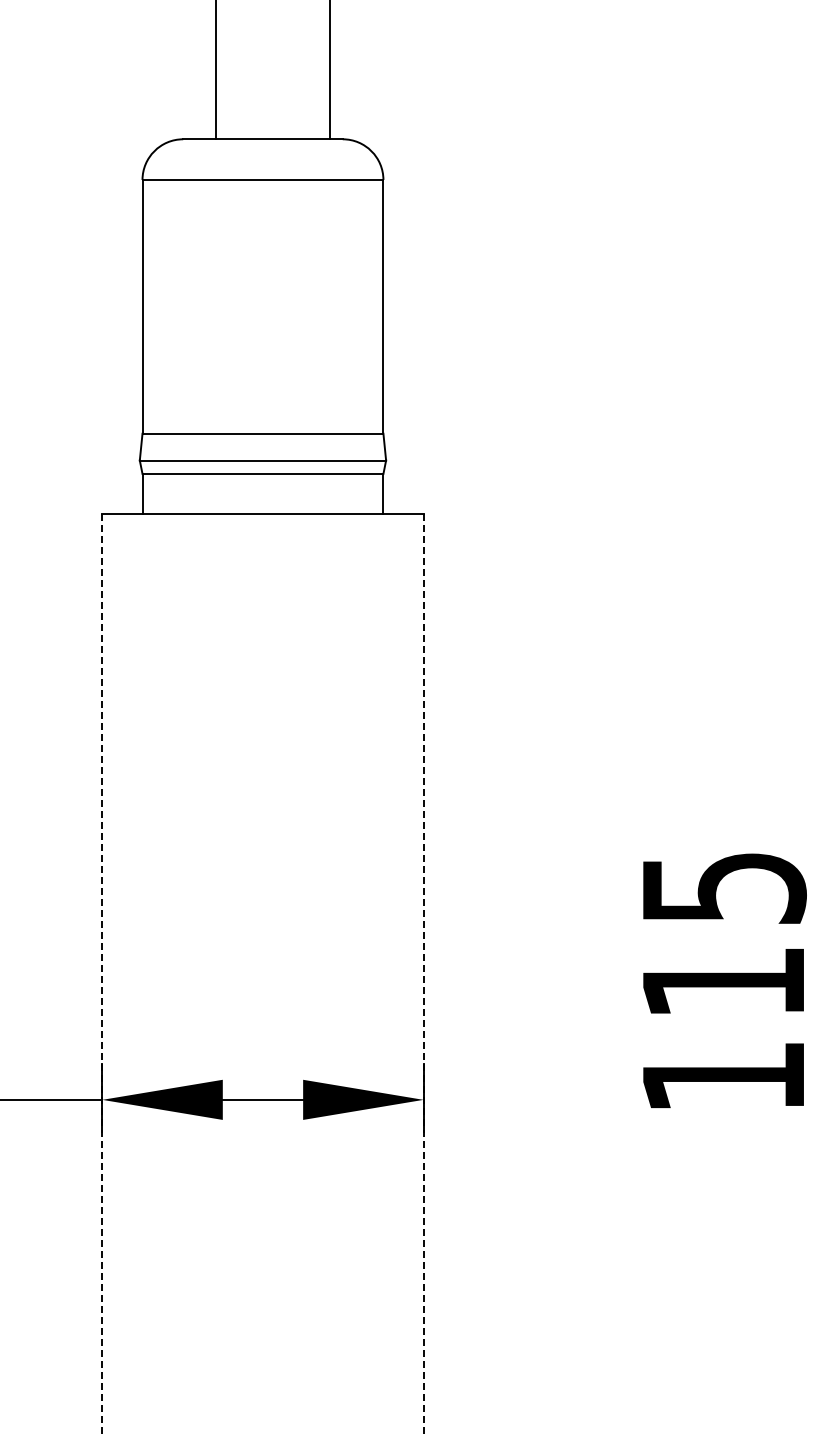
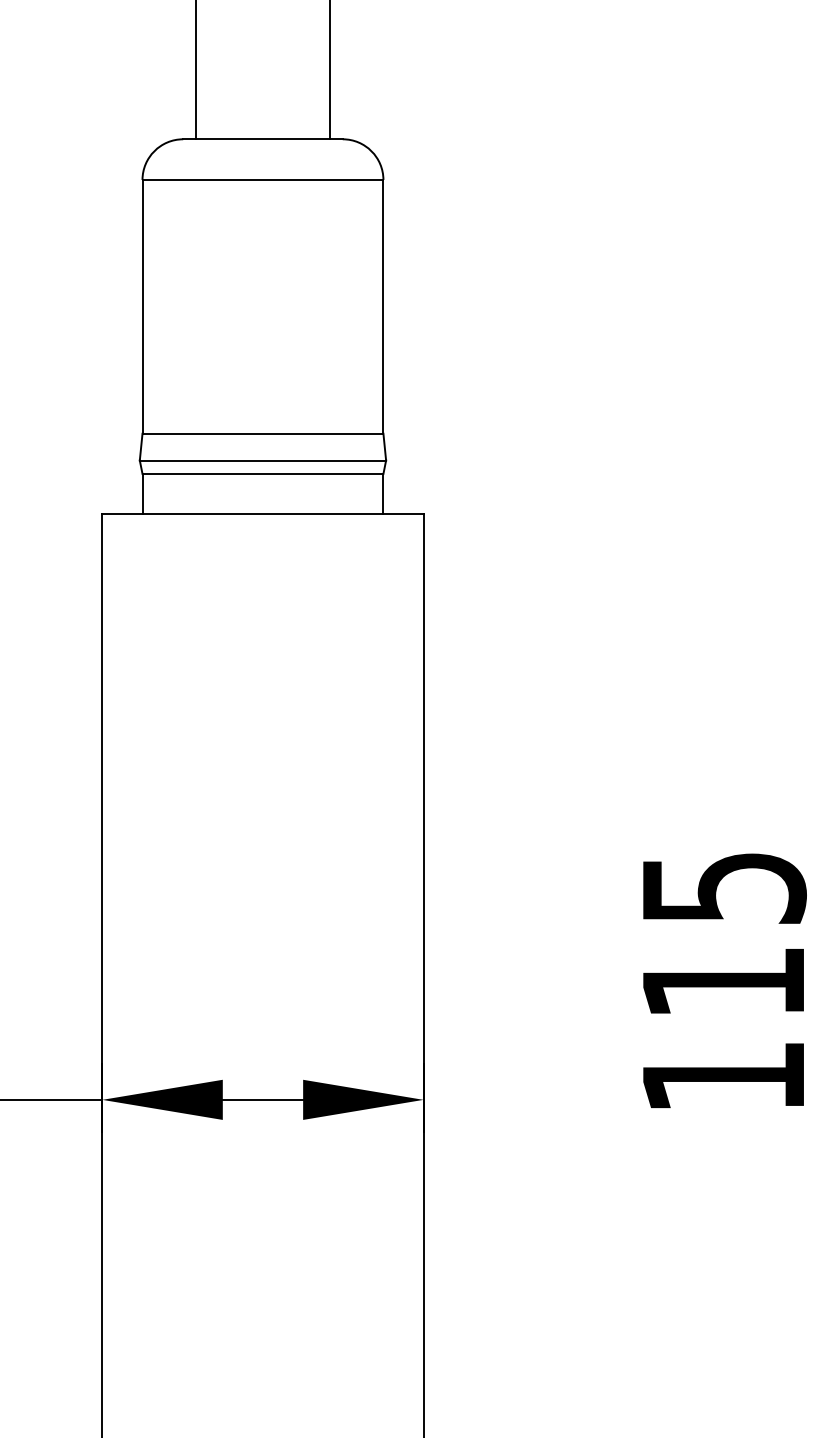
line position: (216, 70) -> (196, 70) (196, 70)
line: dashed -> solid (102, 975)
line: dashed -> solid (423, 975)
